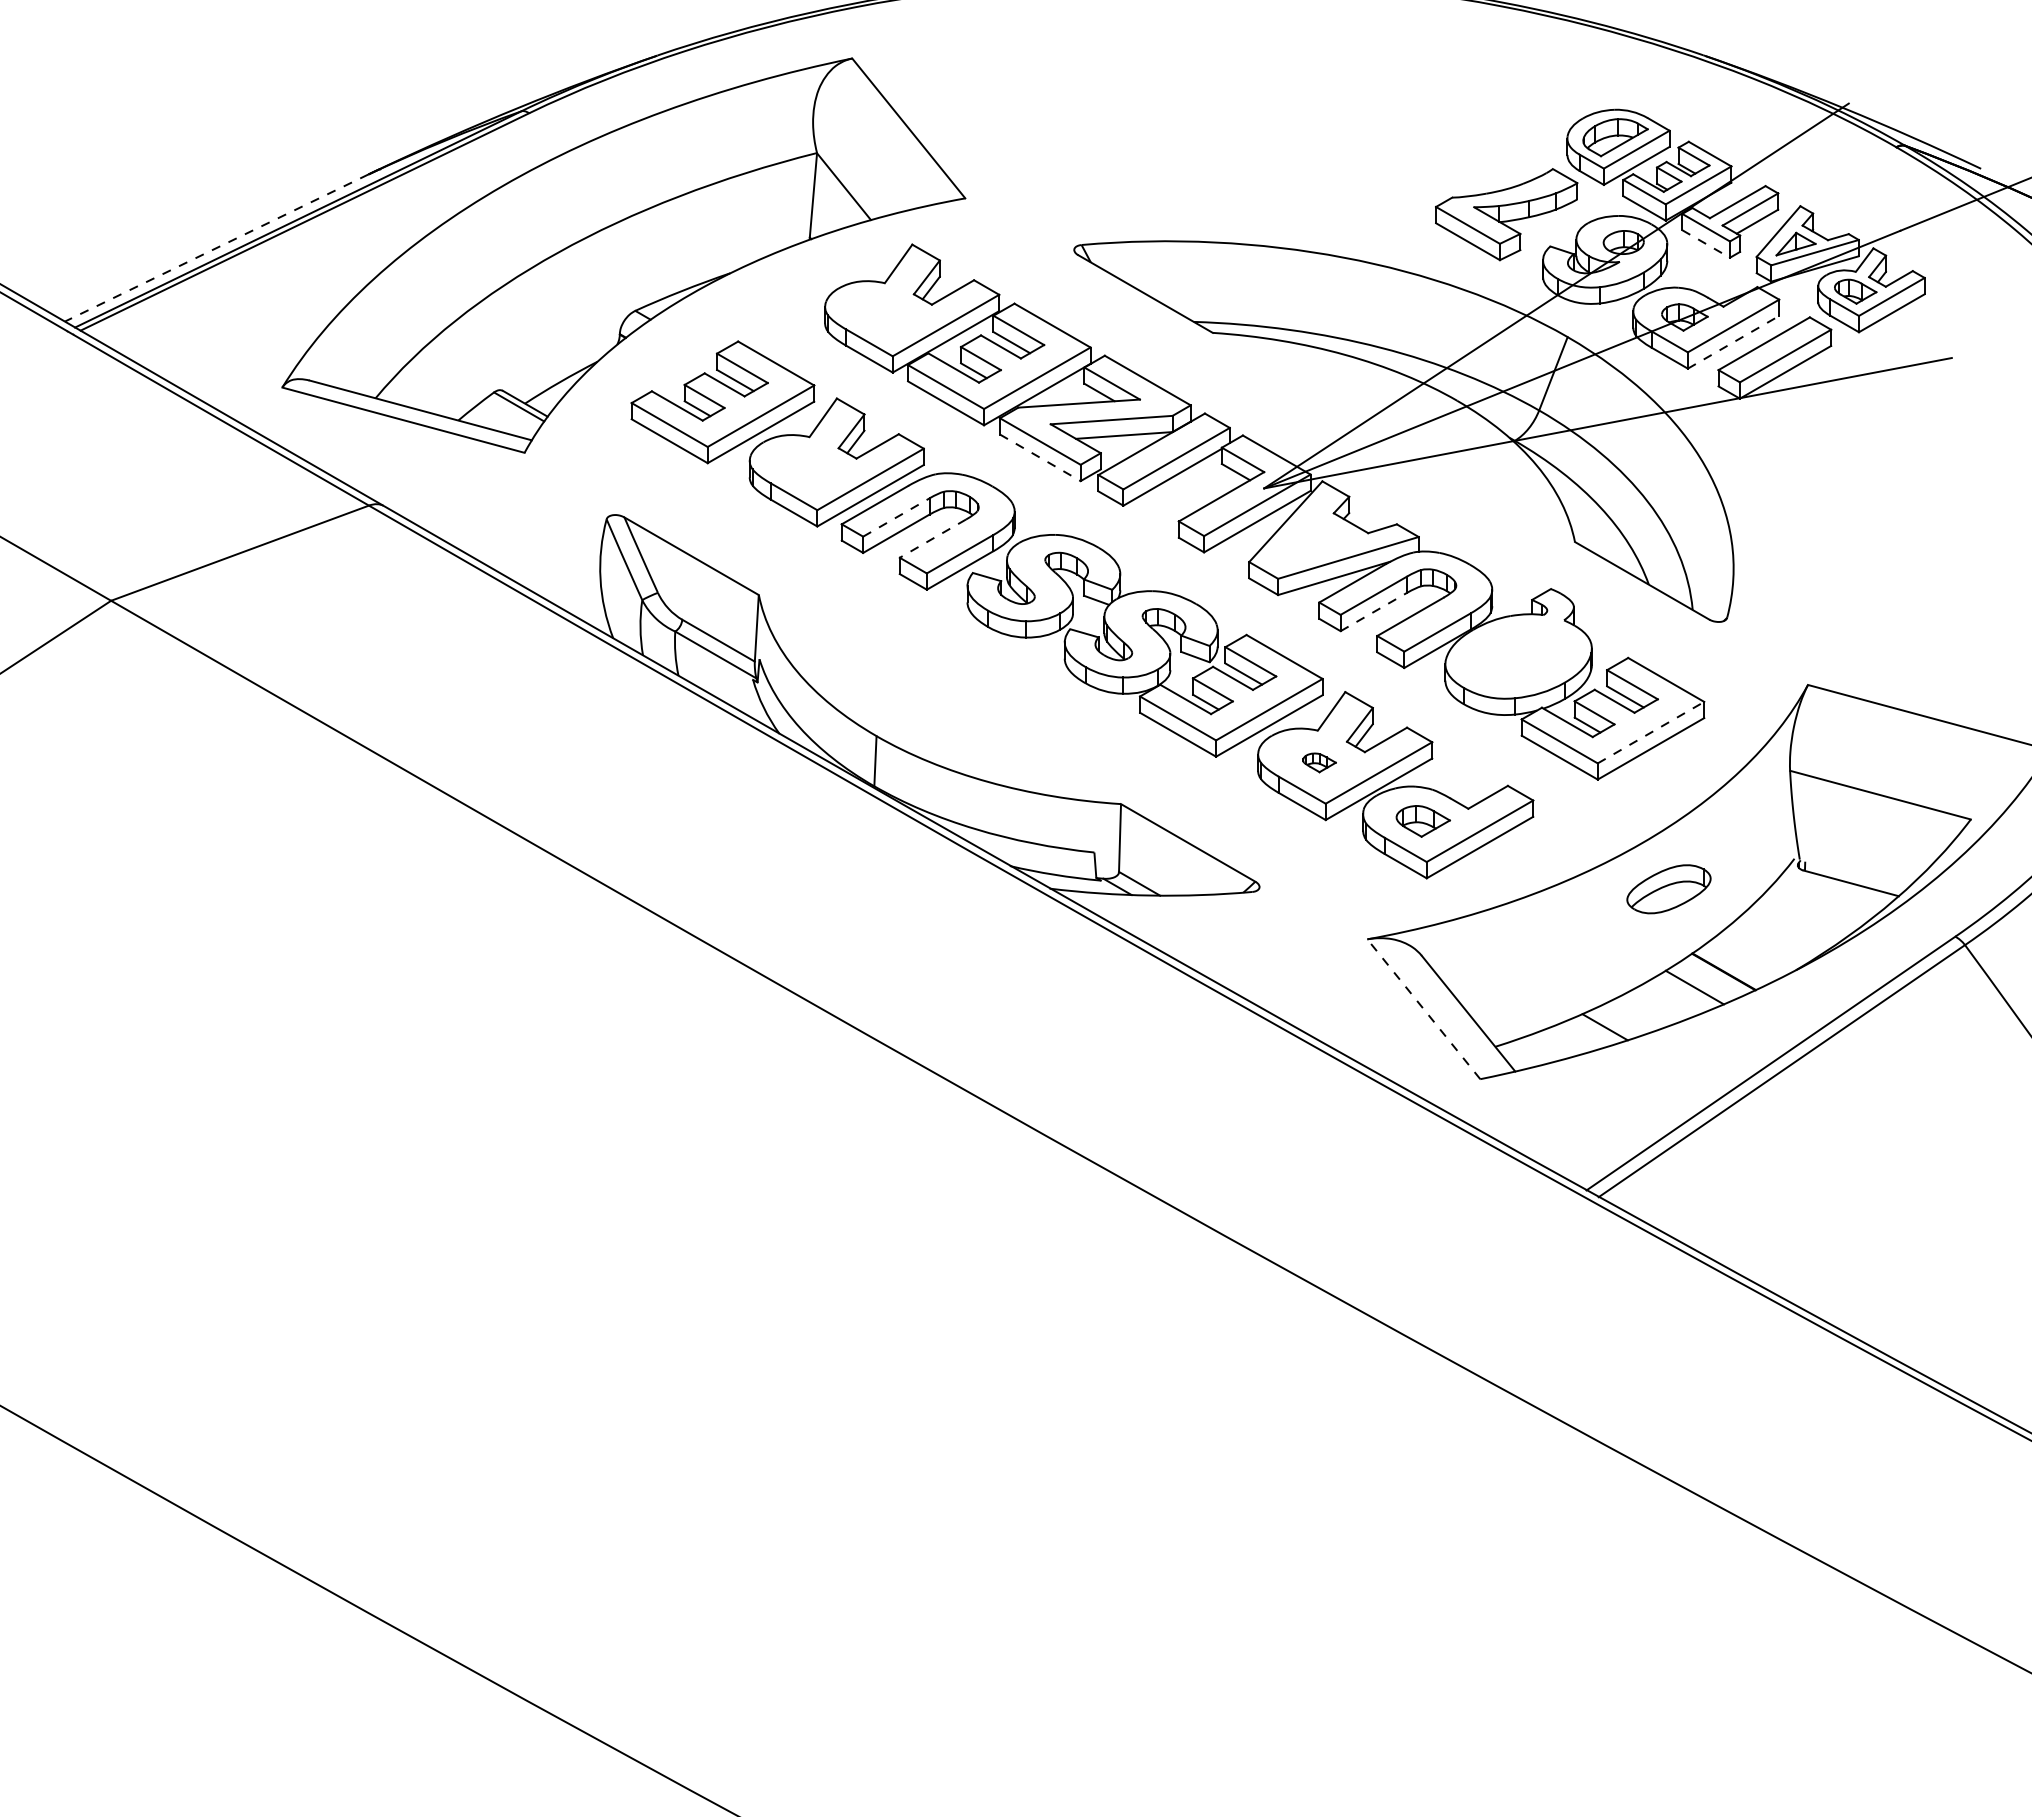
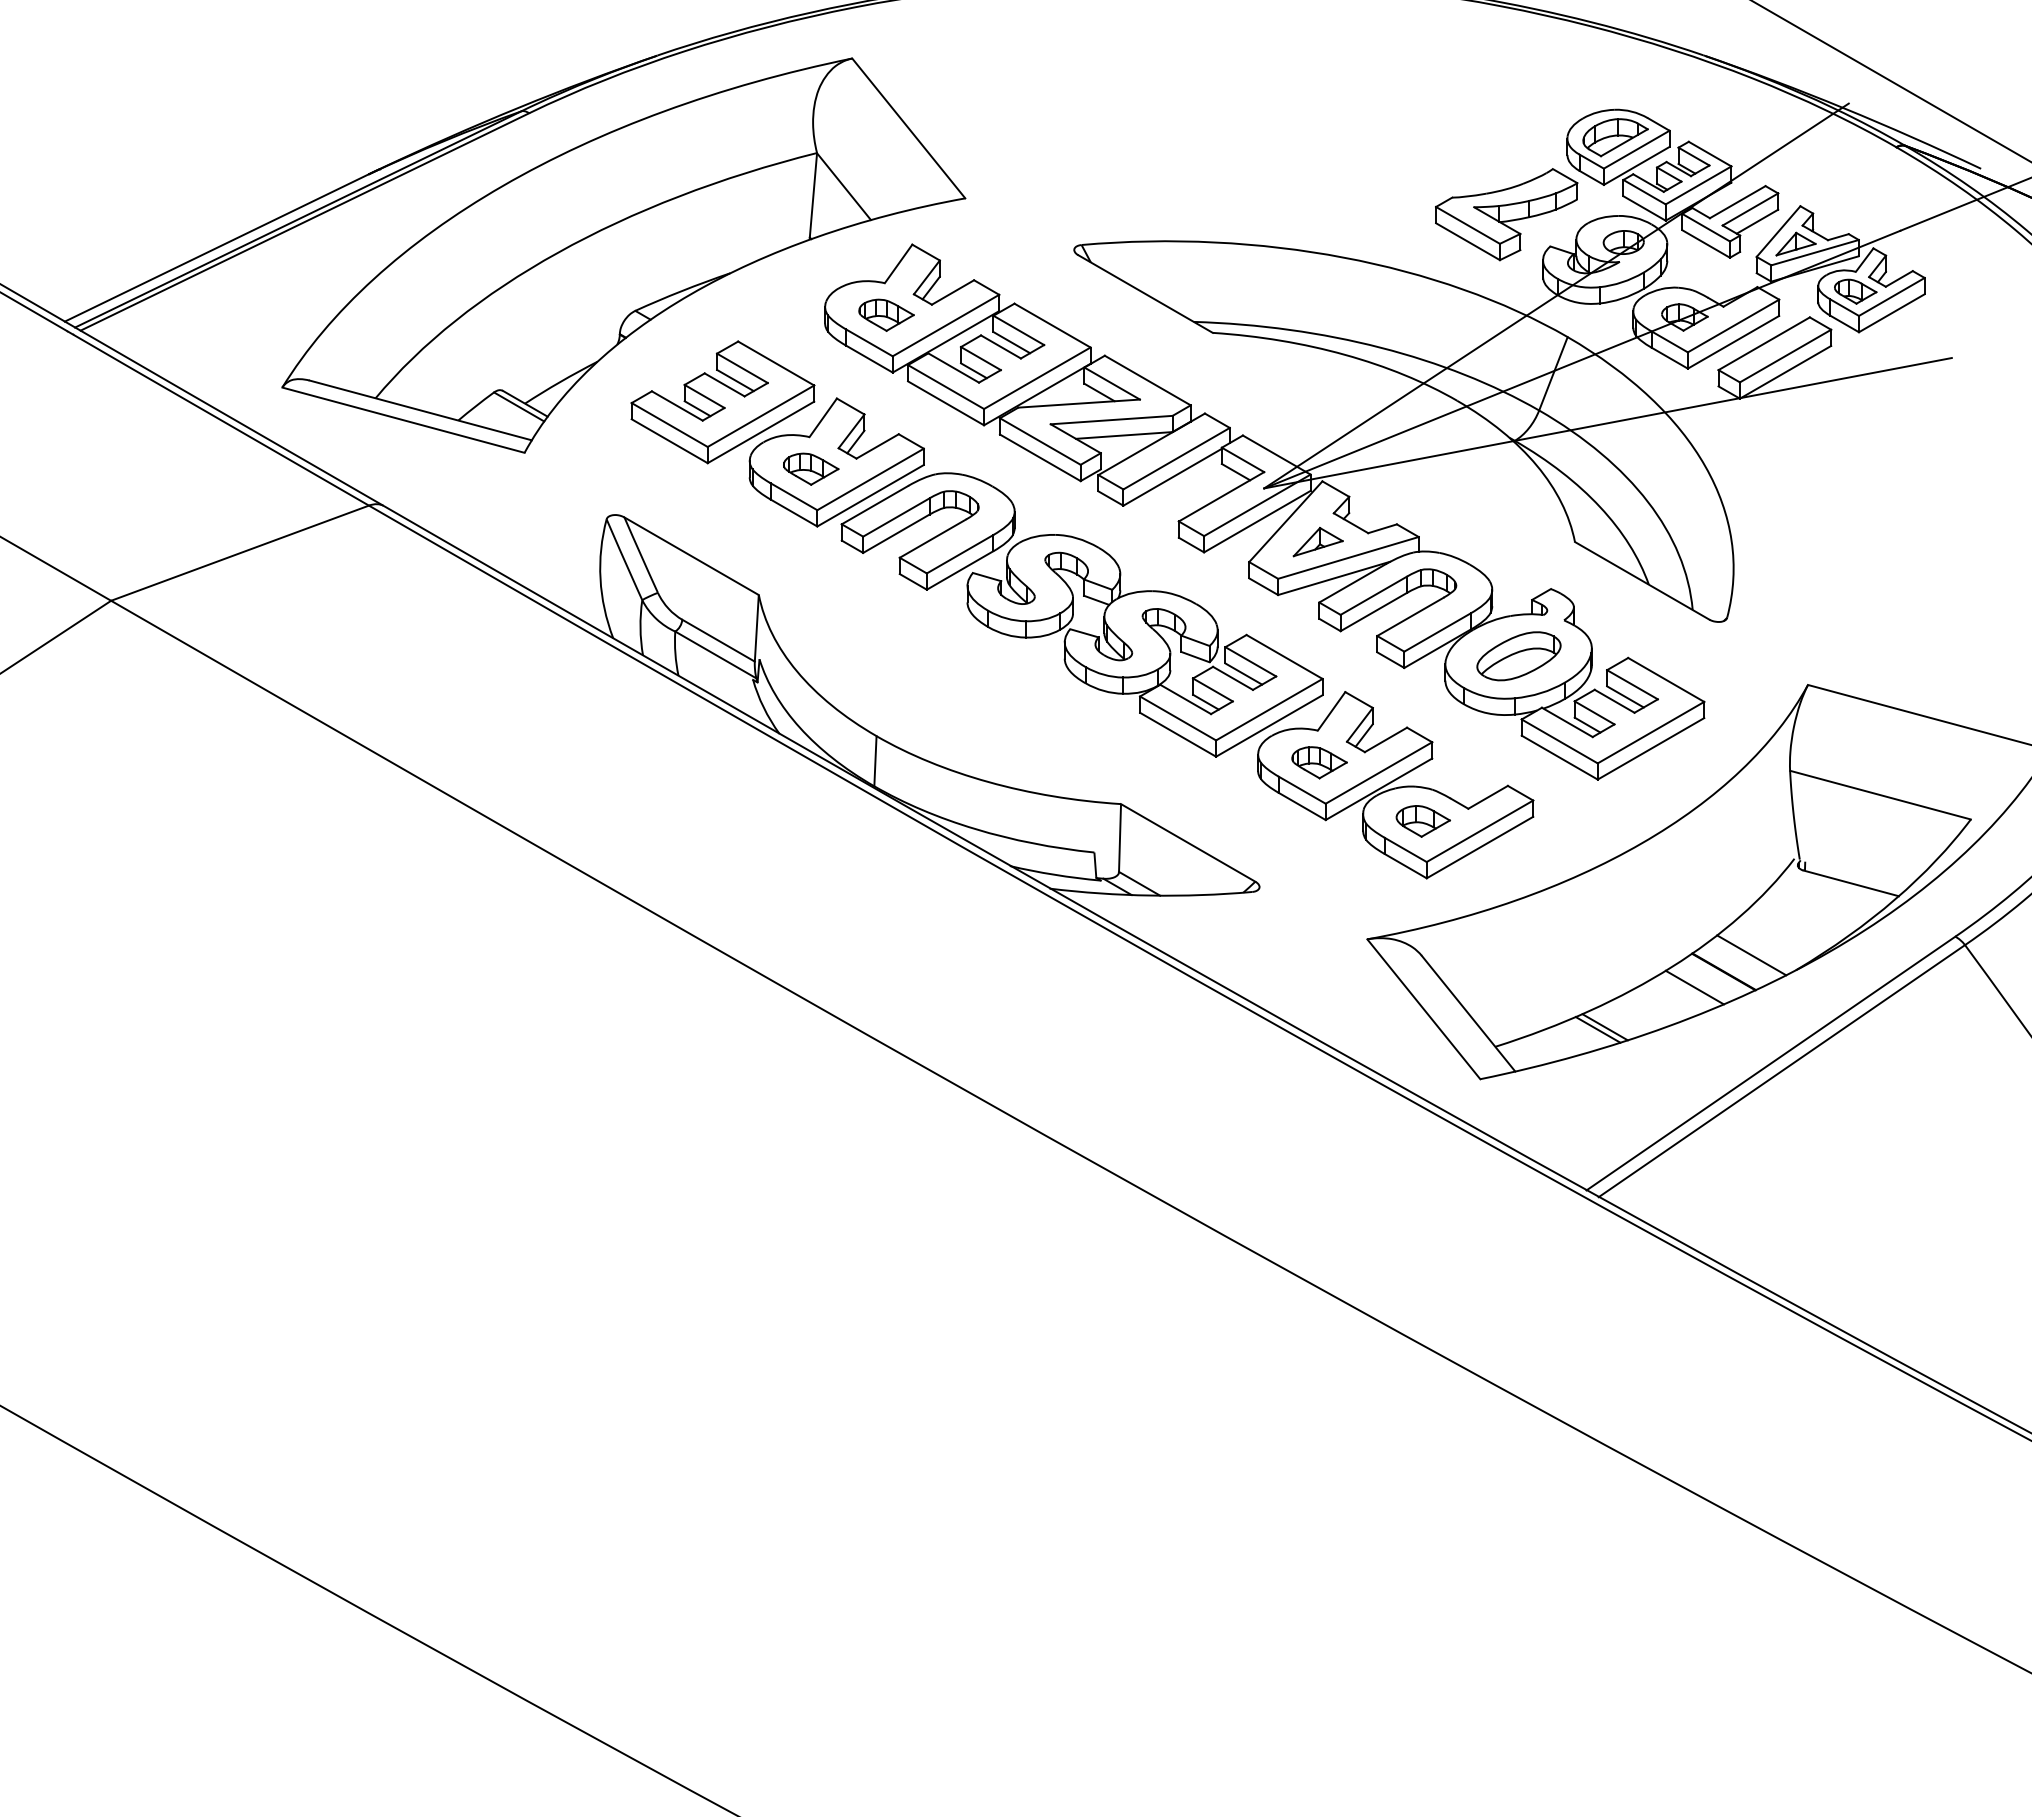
line: none -> present (1891, 81)
line: dashed -> solid (1706, 243)
line: dashed -> solid (216, 248)
part: none -> present (886, 314)
line: dashed -> solid (1733, 342)
line: dashed -> solid (1040, 457)
part: none -> present (811, 468)
line: dashed -> solid (896, 517)
line: dashed -> solid (932, 538)
part: none -> present (1317, 542)
line: dashed -> solid (1374, 611)
line: dashed -> solid (1651, 732)
part size: 35x22 px -> 57x34 px (1319, 762)
part position: (1668, 889) -> (1518, 656) (1518, 656)
line: none -> present (1751, 955)
line: dashed -> solid (1423, 1009)
line: none -> present (1597, 1029)
